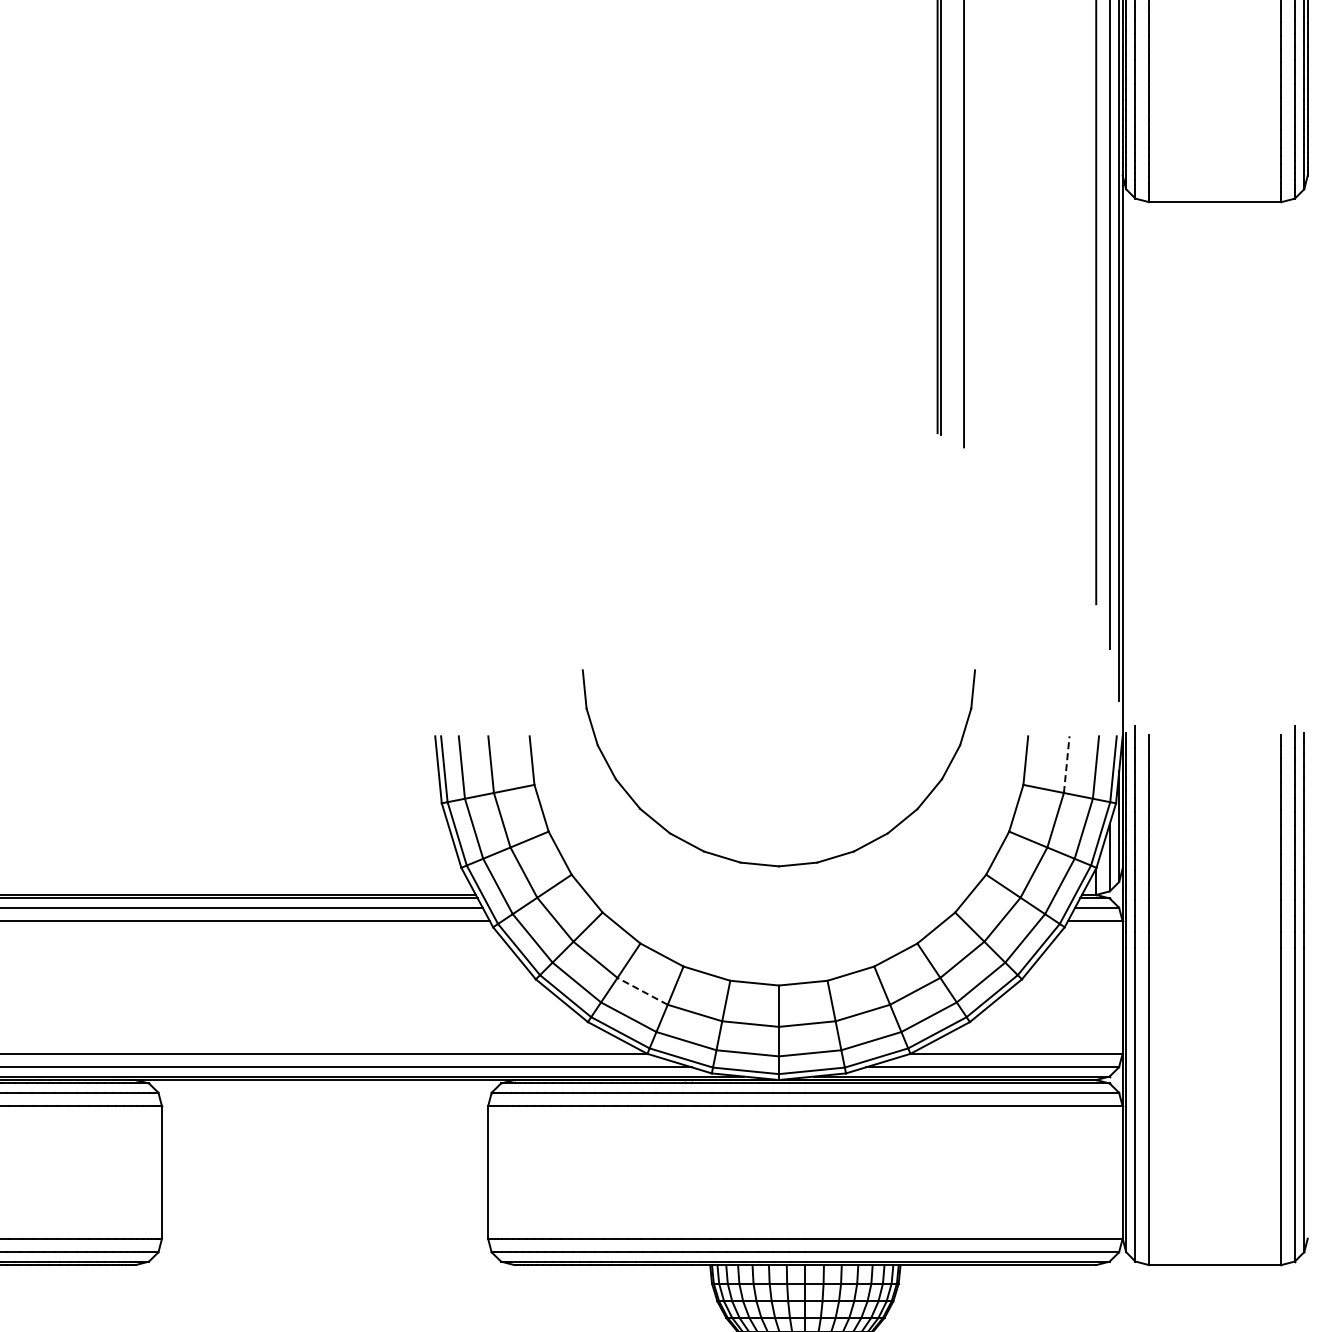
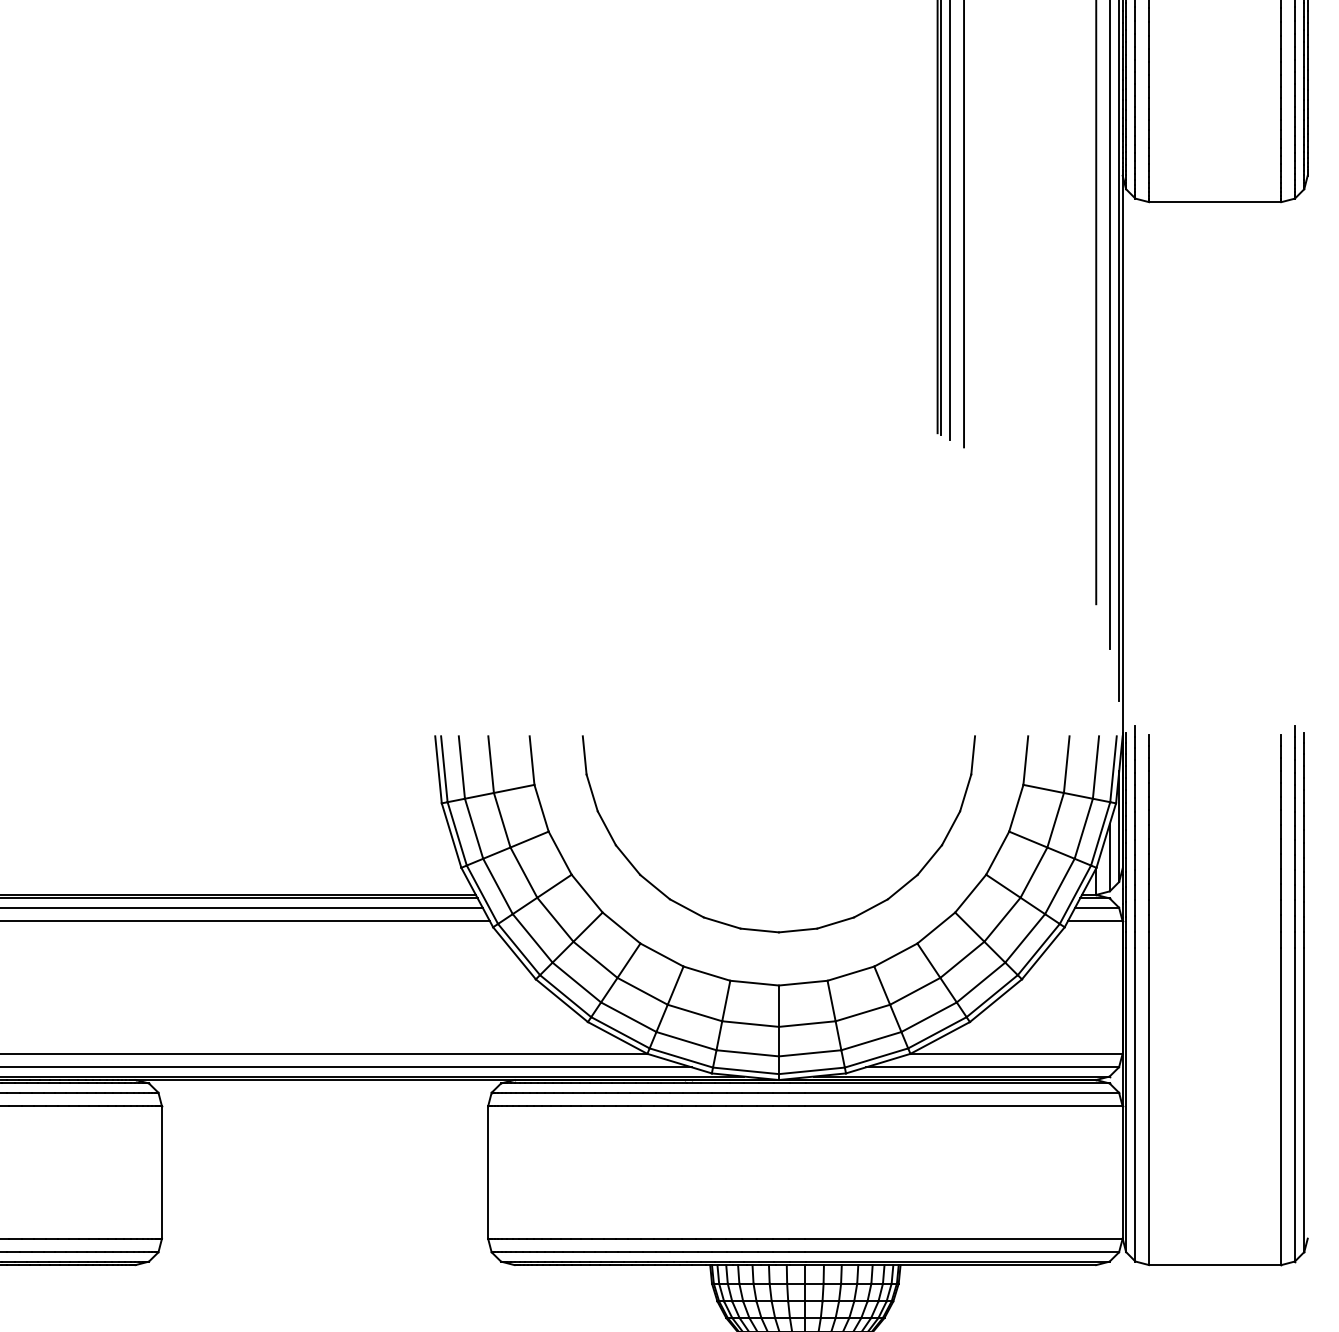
line: none -> present (950, 221)
line: dashed -> solid (1066, 764)
part position: (772, 864) -> (772, 930) (772, 930)
line: dashed -> solid (642, 991)
